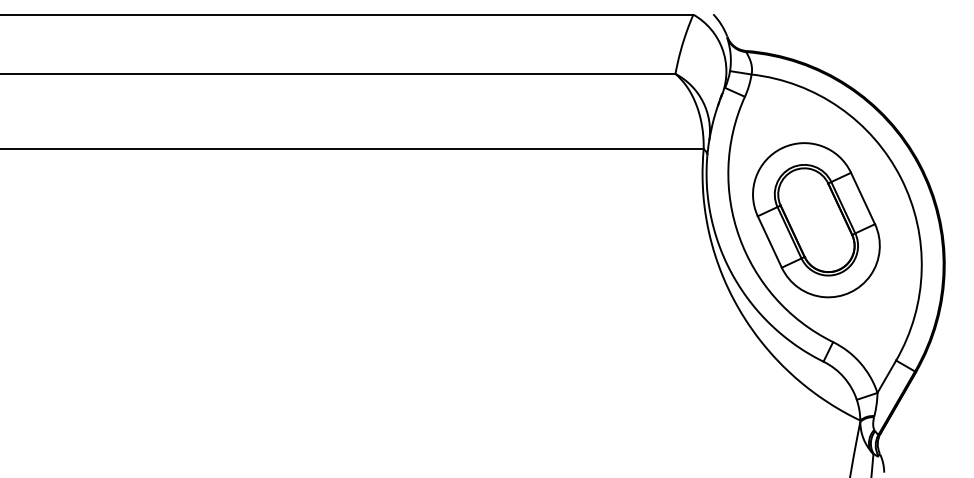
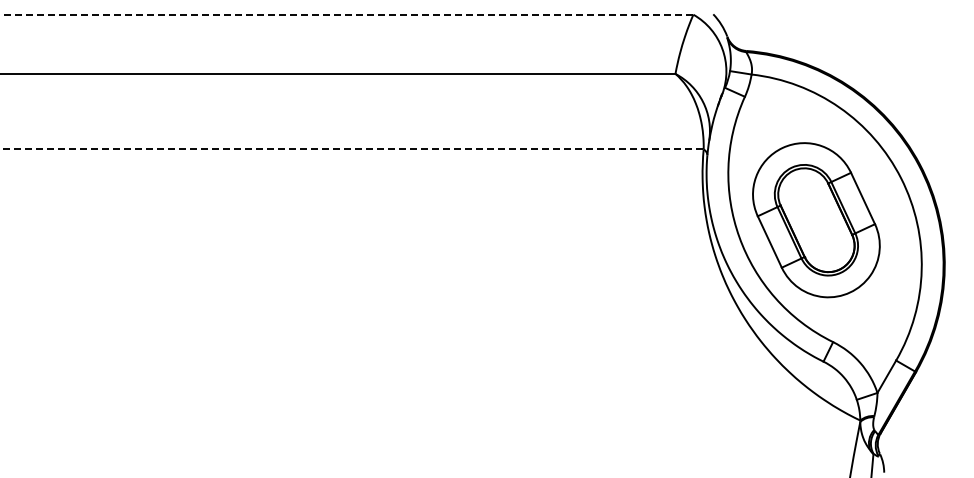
line: solid -> dashed (347, 14)
line: solid -> dashed (352, 149)
